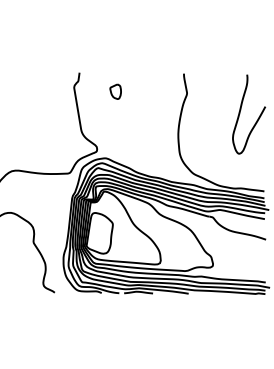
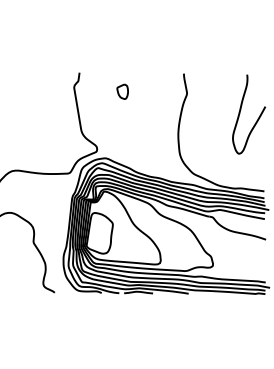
part position: (115, 91) -> (122, 91) (122, 91)
